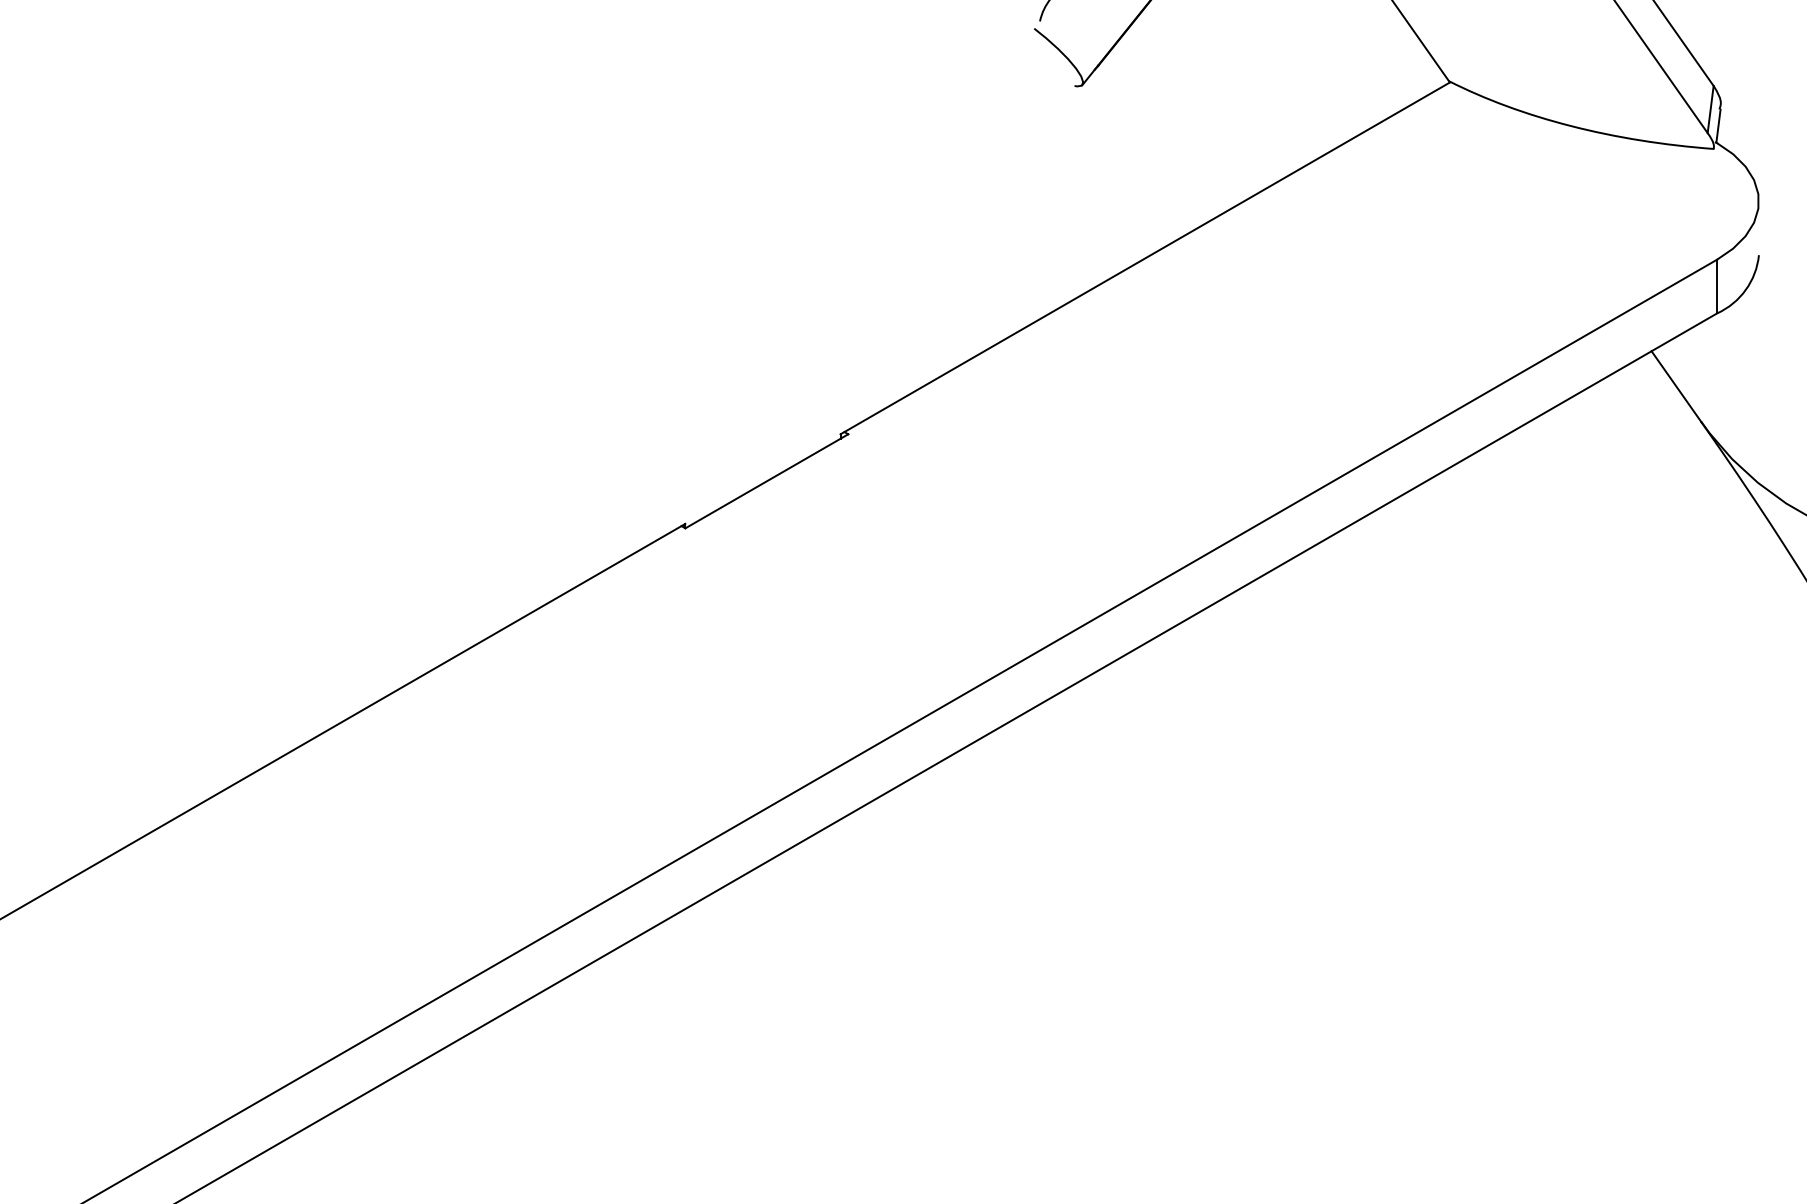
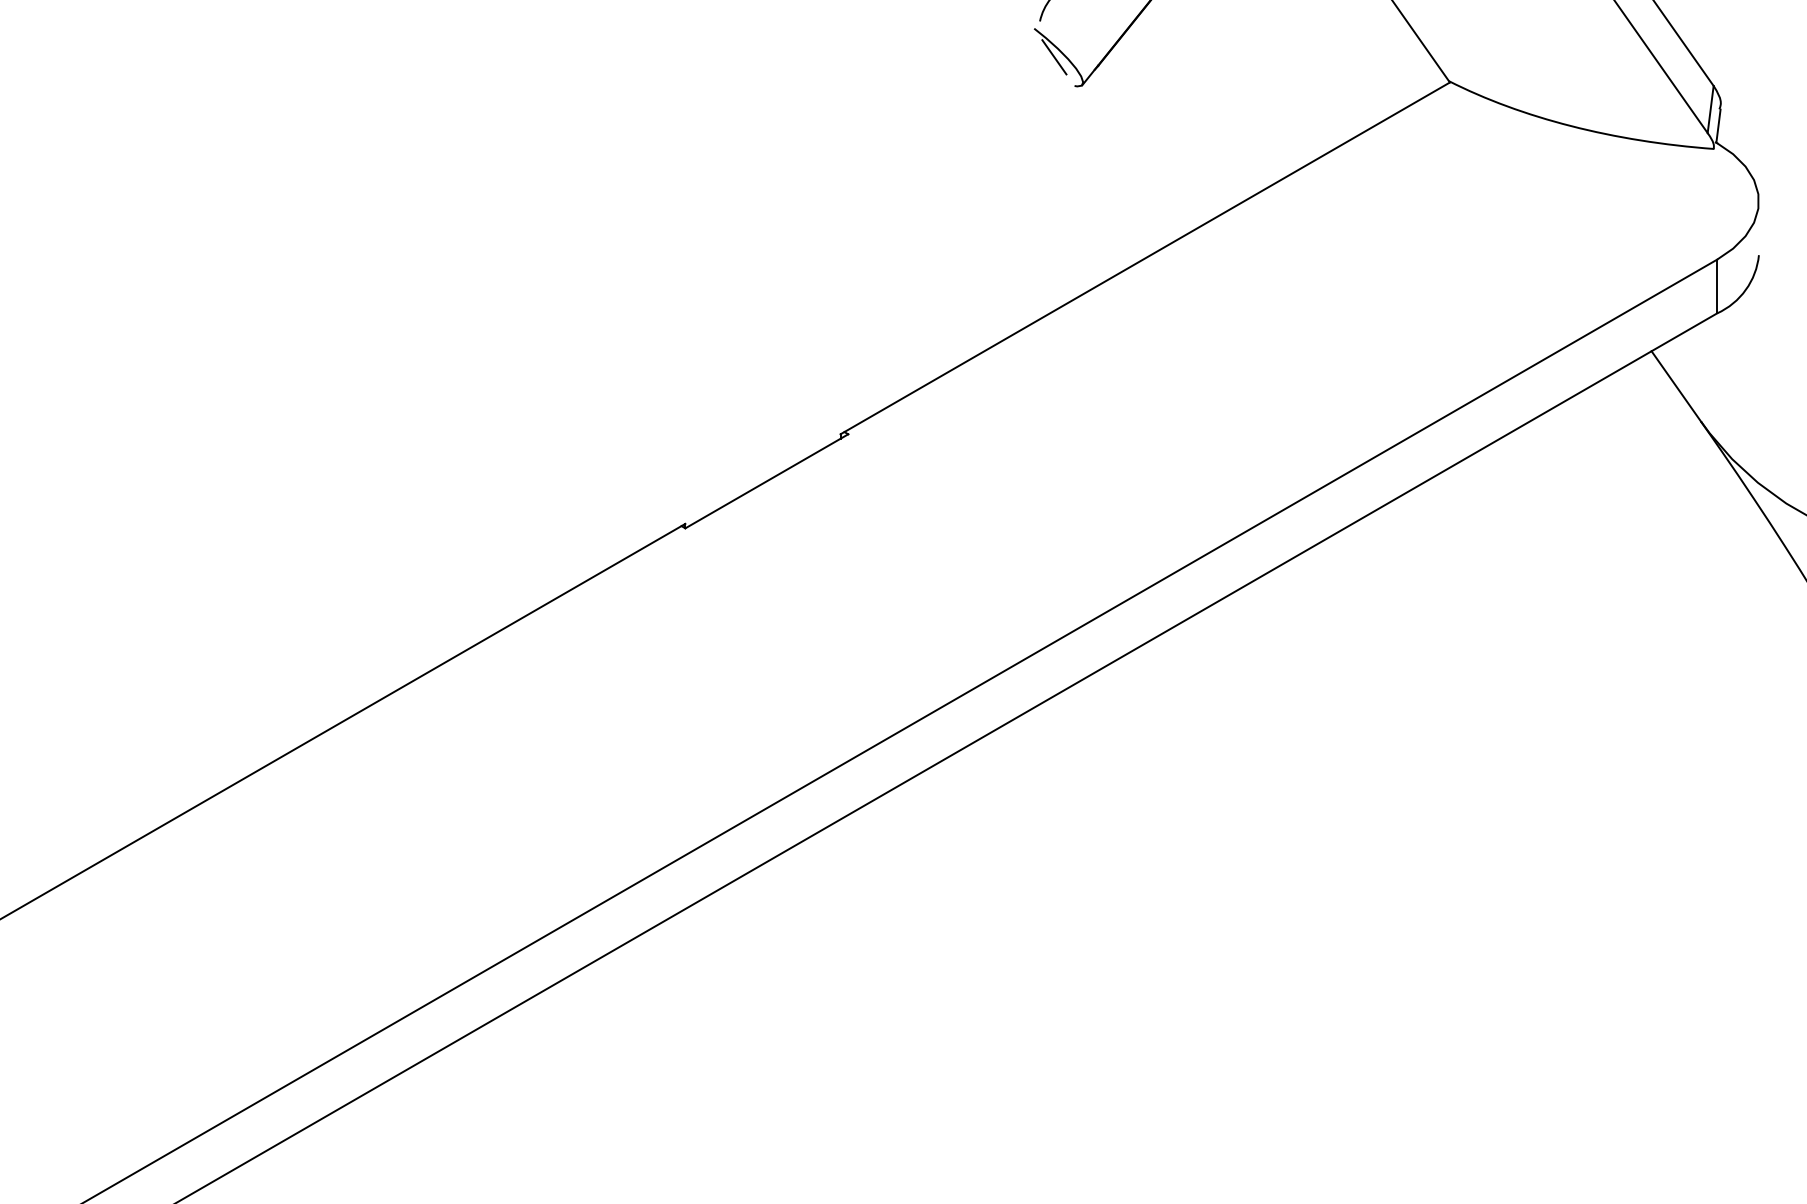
line: none -> present (1054, 57)
